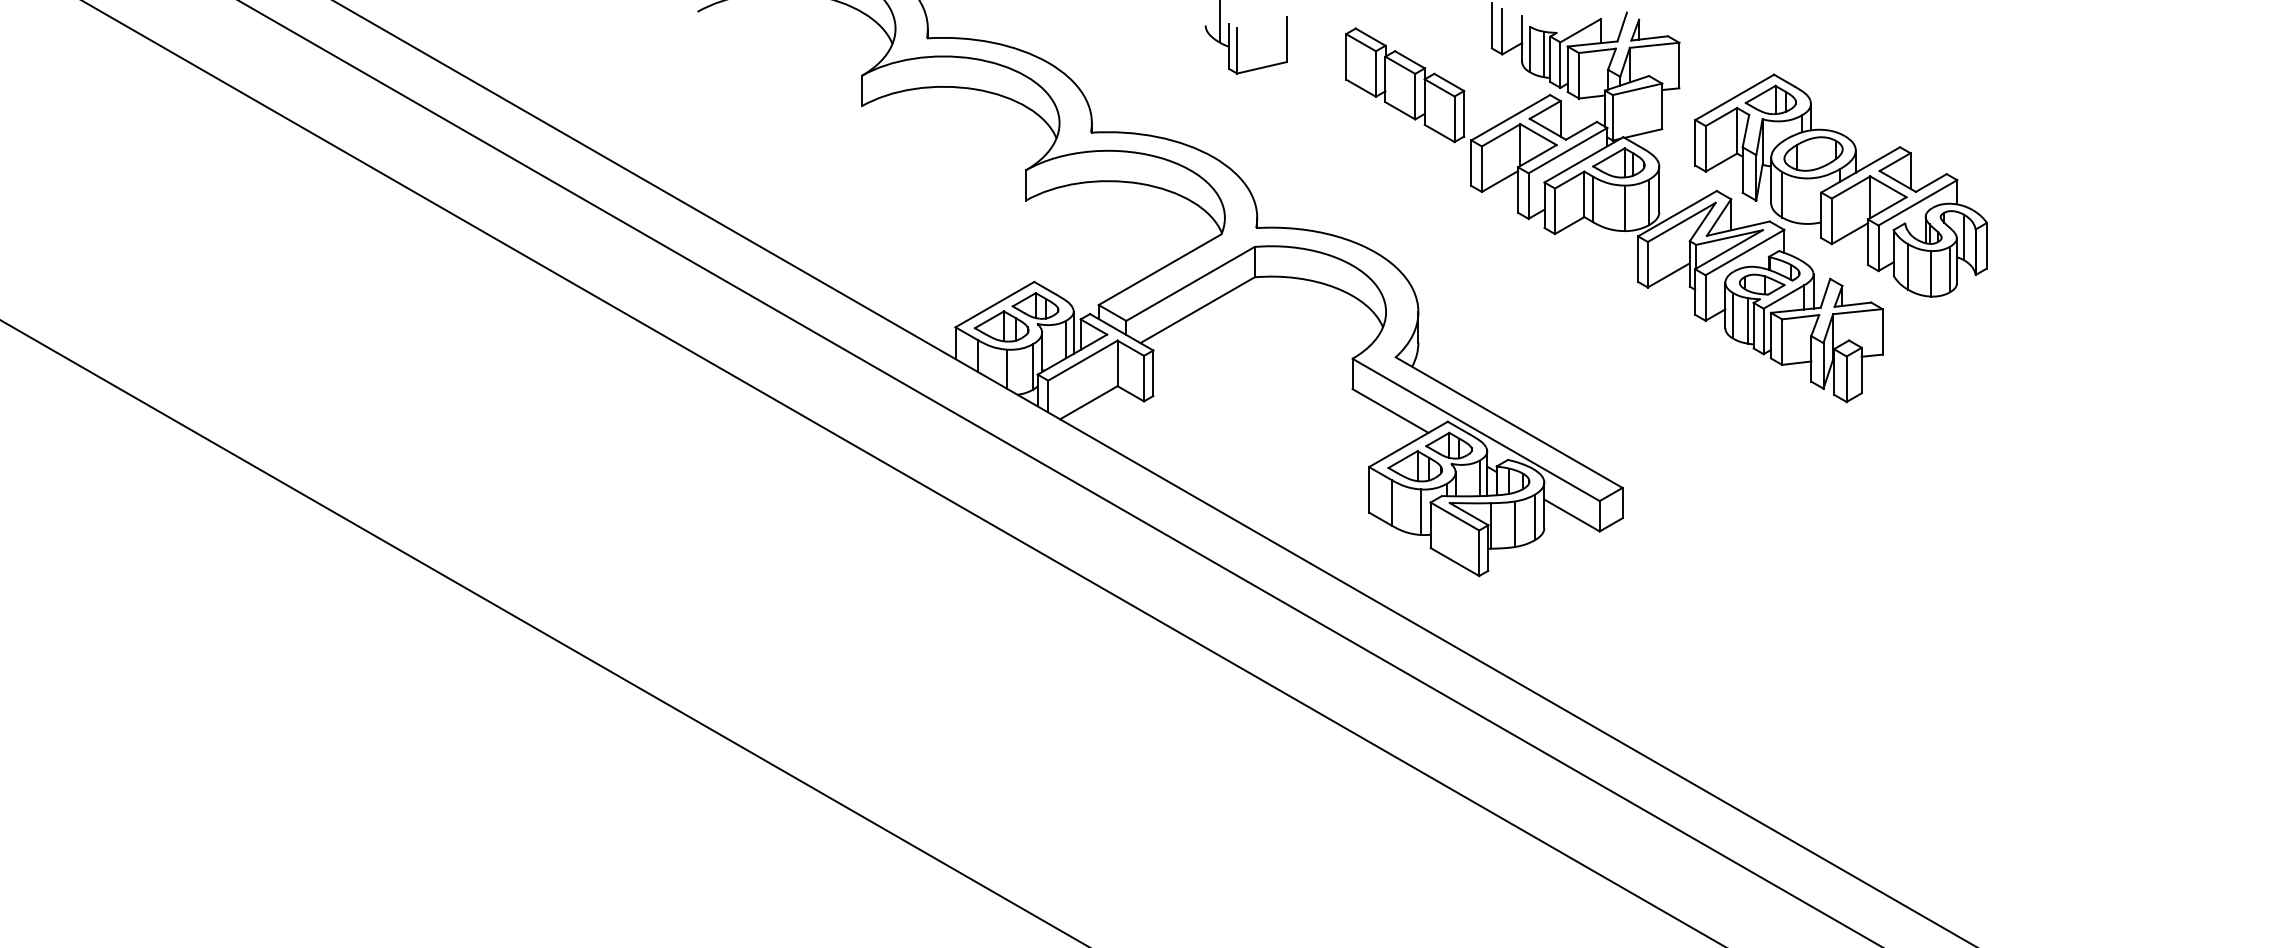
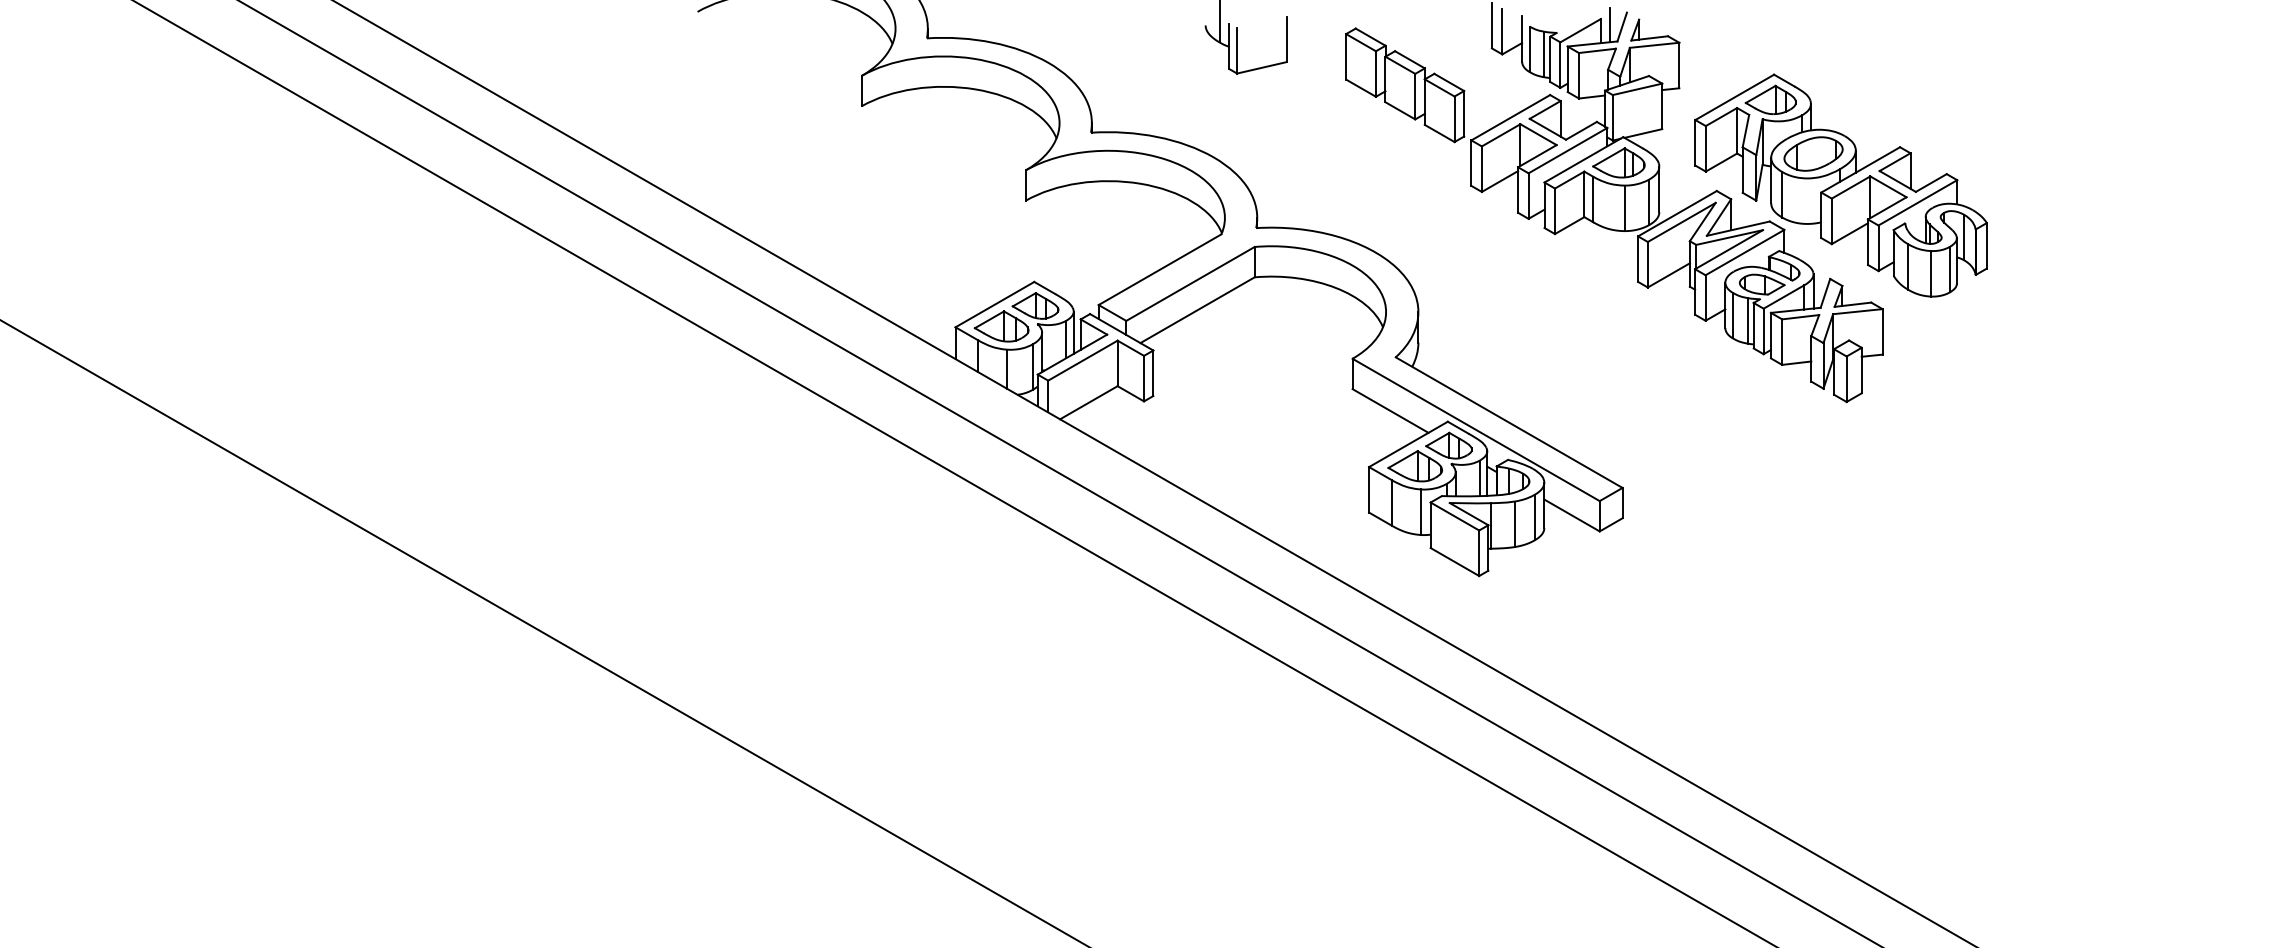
line: none -> present (1610, 25)
line position: (902, 473) -> (953, 473) (953, 473)
